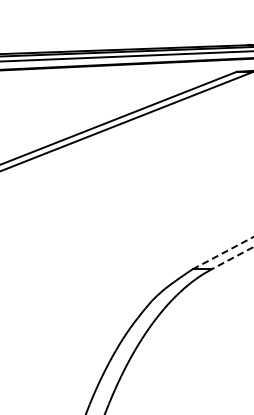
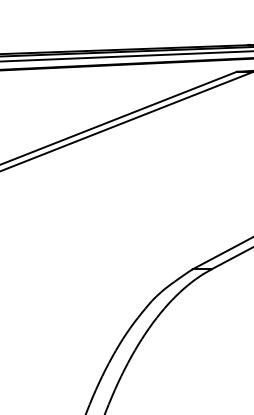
line: dashed -> solid (223, 252)
line: dashed -> solid (232, 258)
